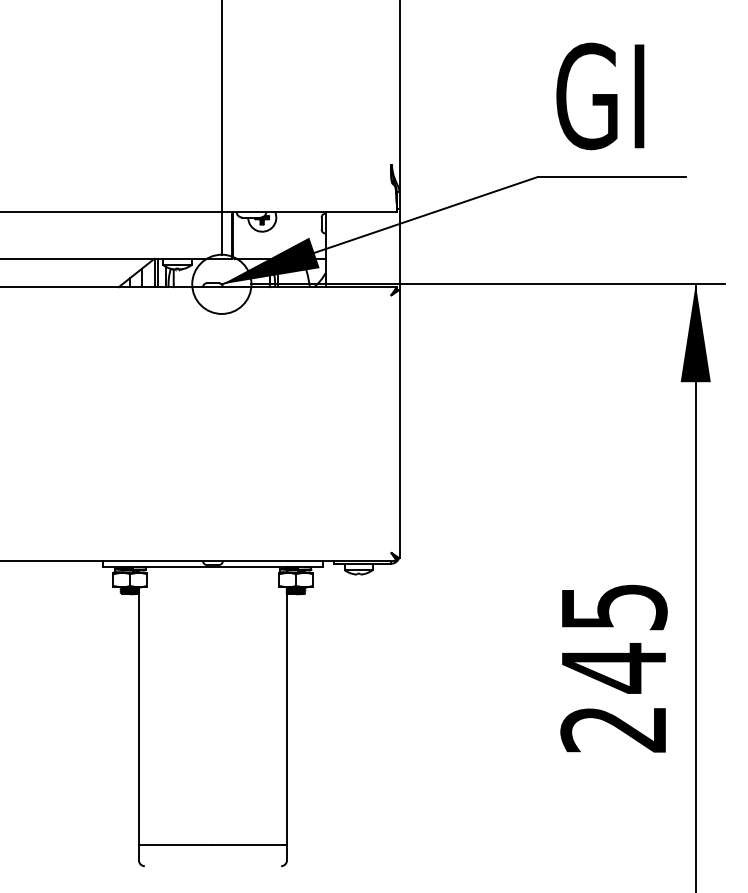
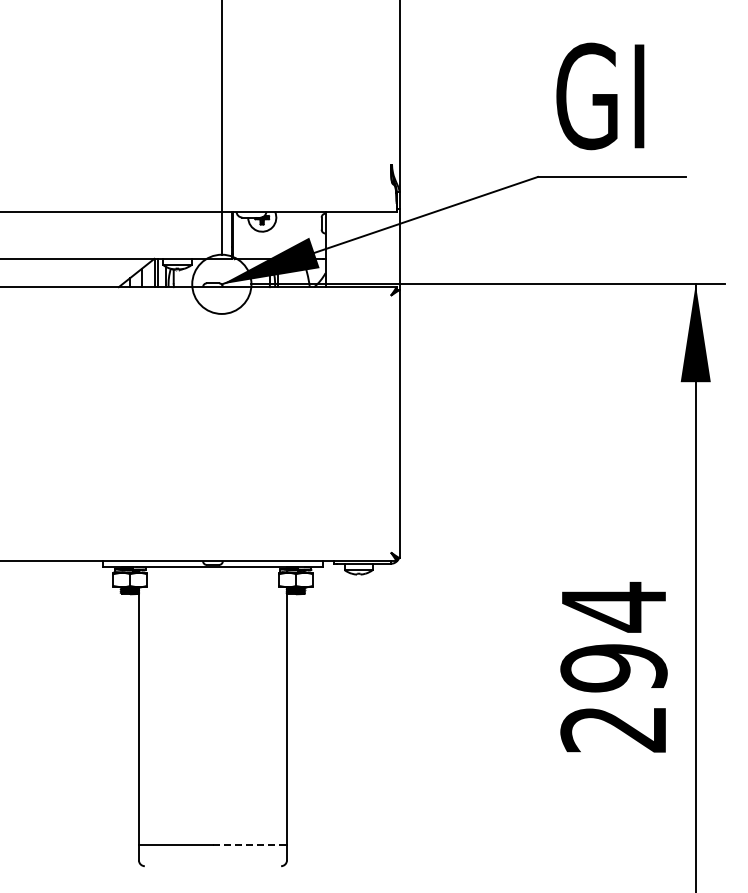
text: 245 -> 294 (613, 637)
line: solid -> dashed (250, 845)
